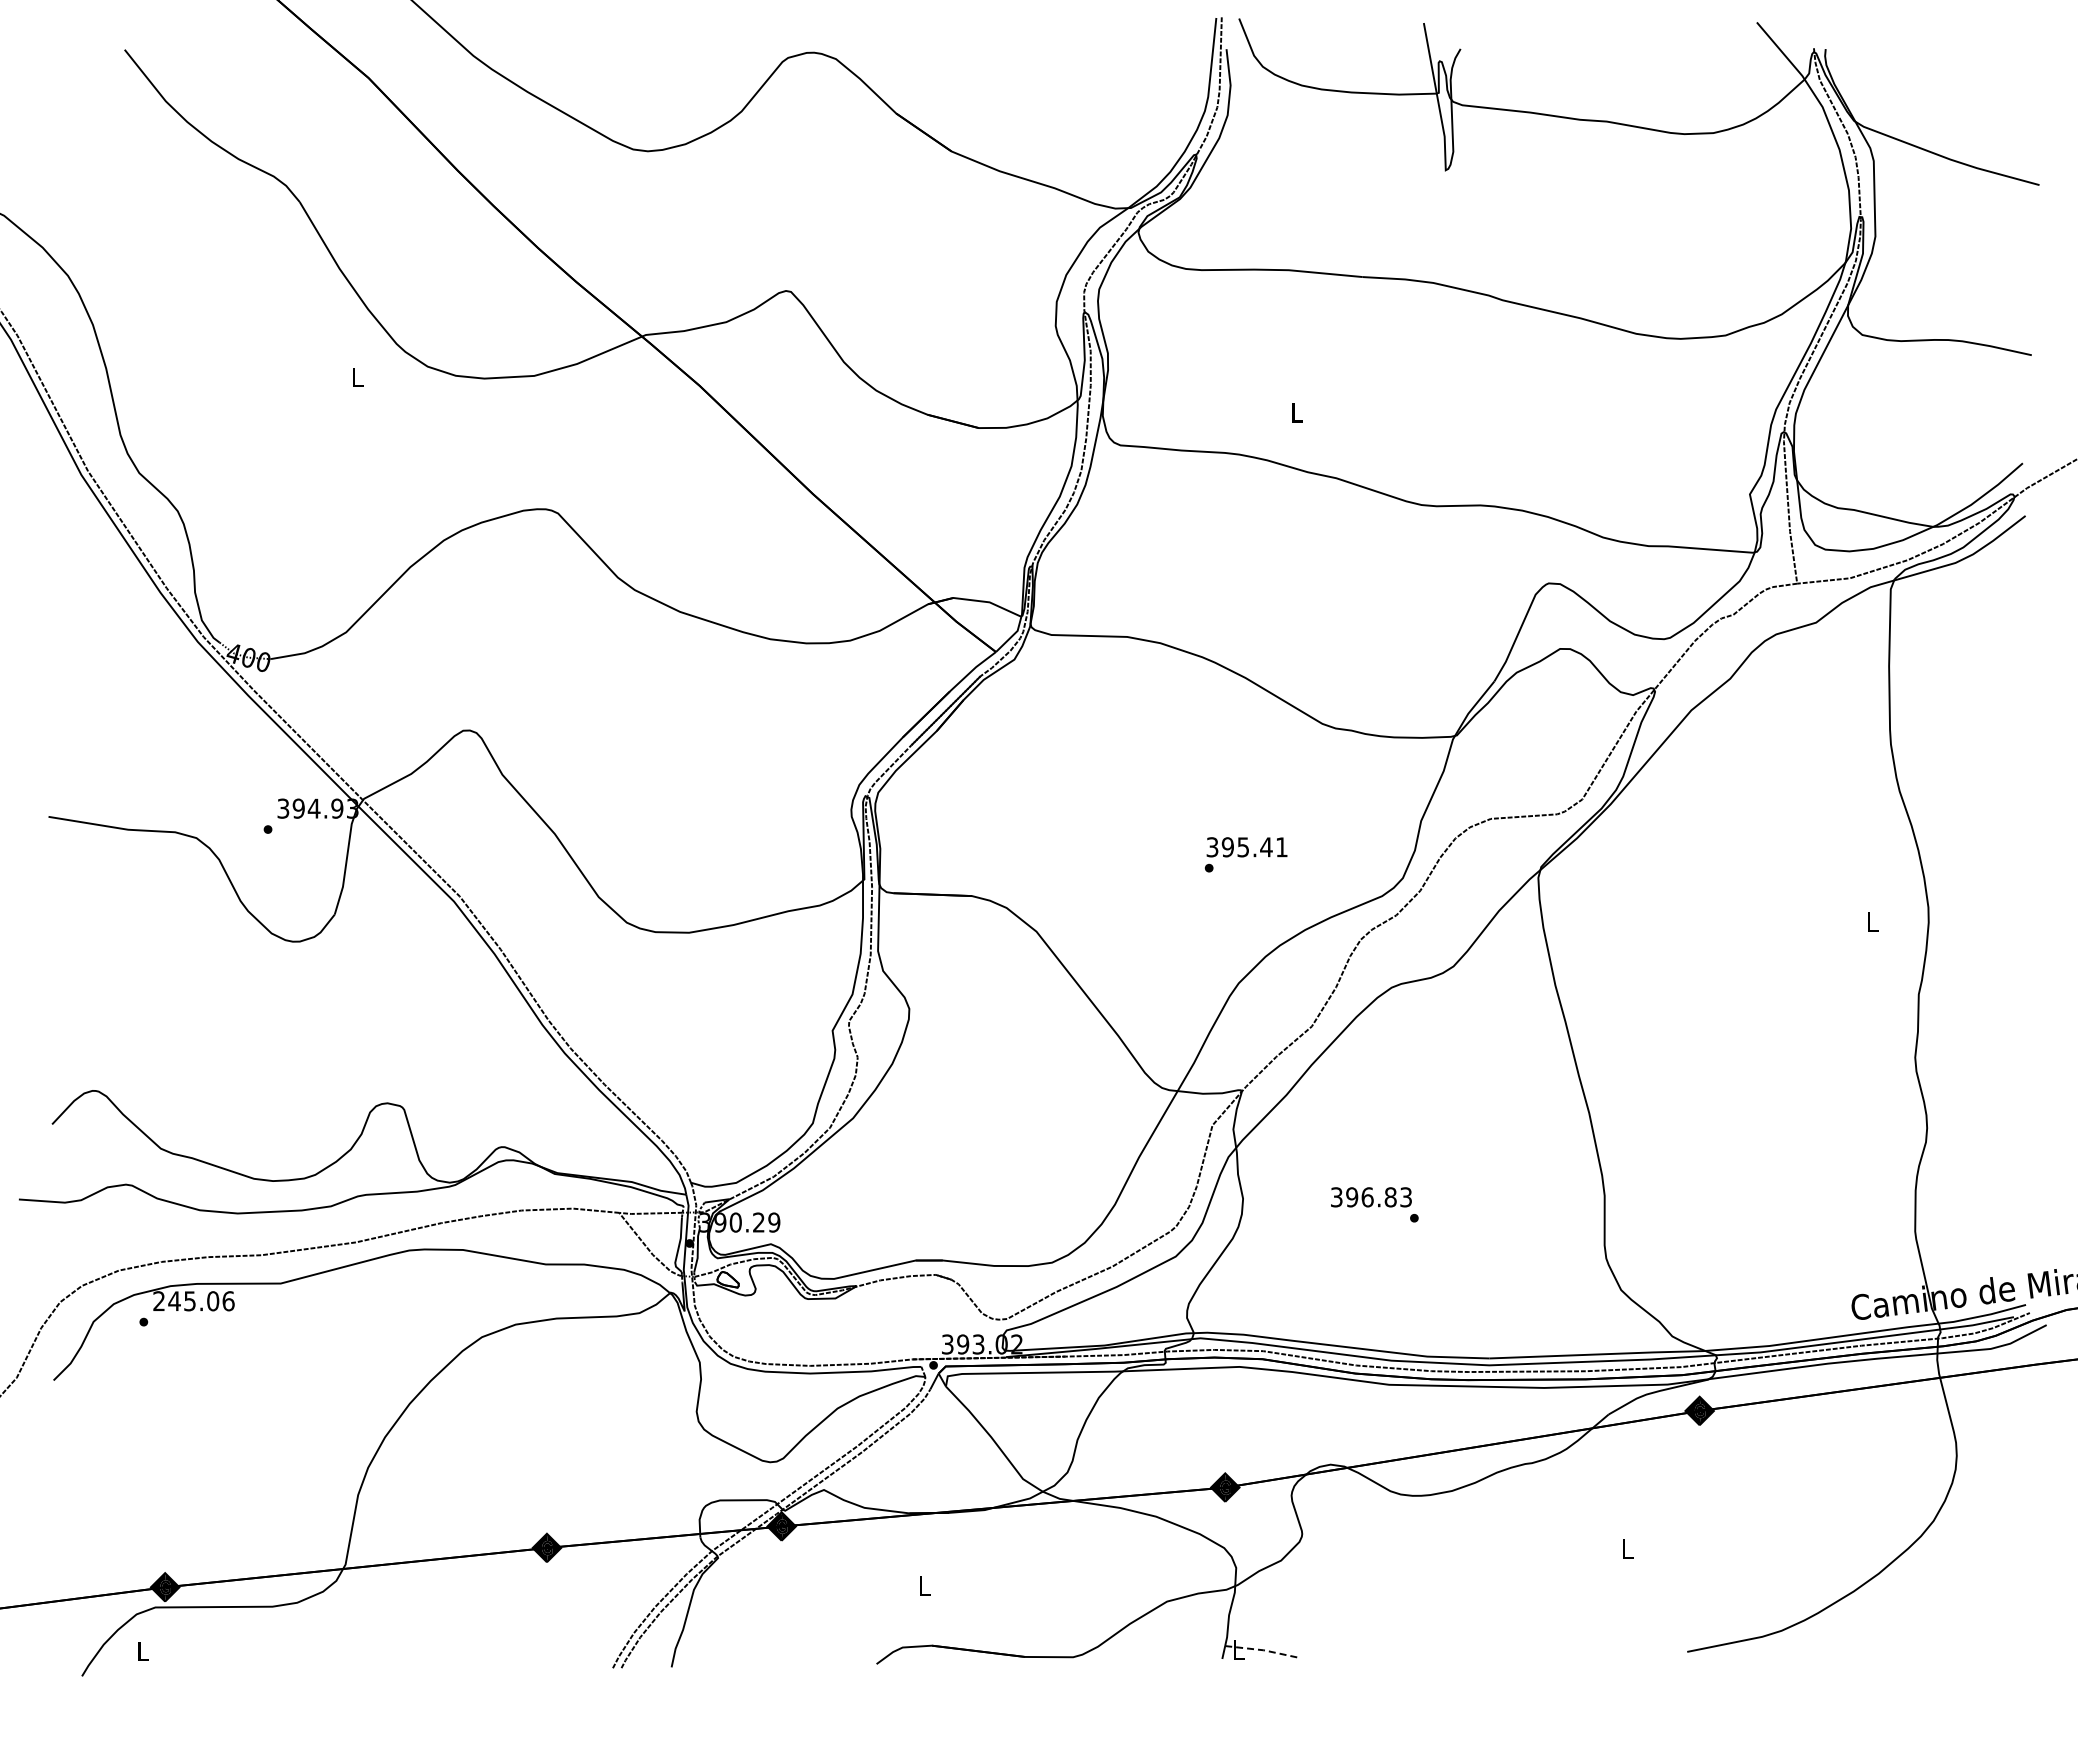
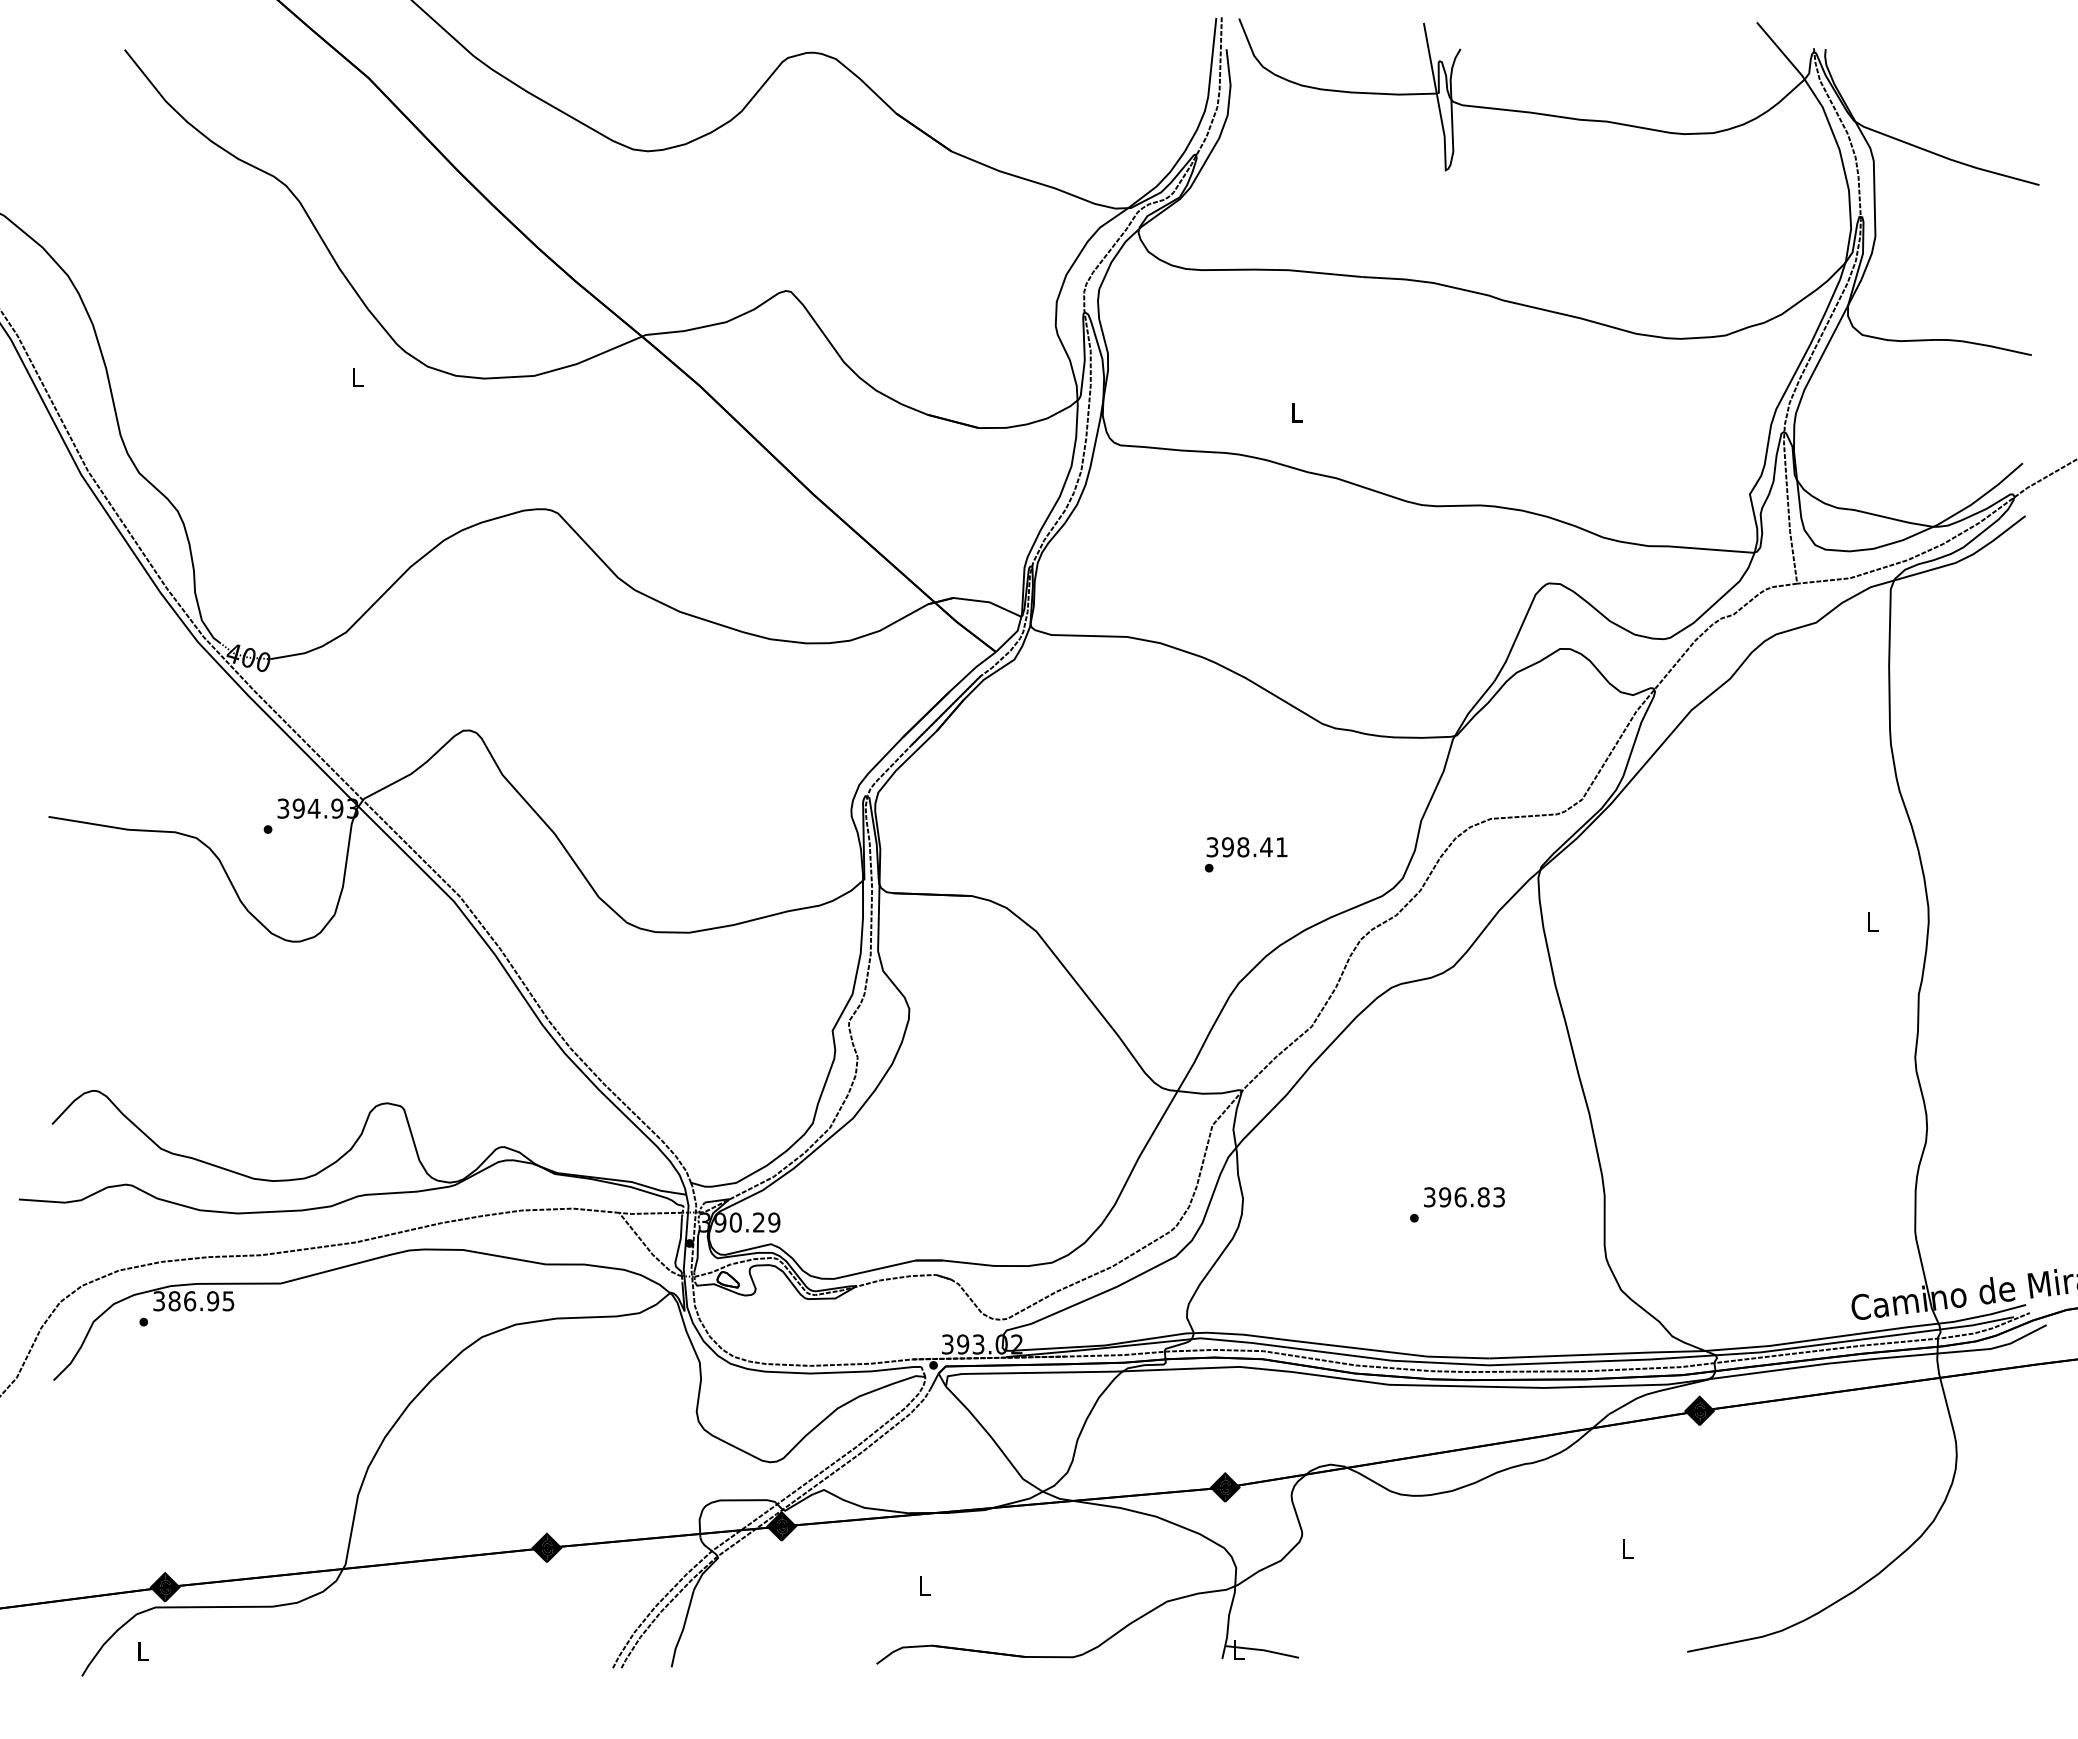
text: 395.41 -> 398.41 (1243, 847)
text position: (1371, 1197) -> (1464, 1197) (1464, 1197)
text: 245.06 -> 386.95 (193, 1301)
line: dashed -> solid (1263, 1650)
